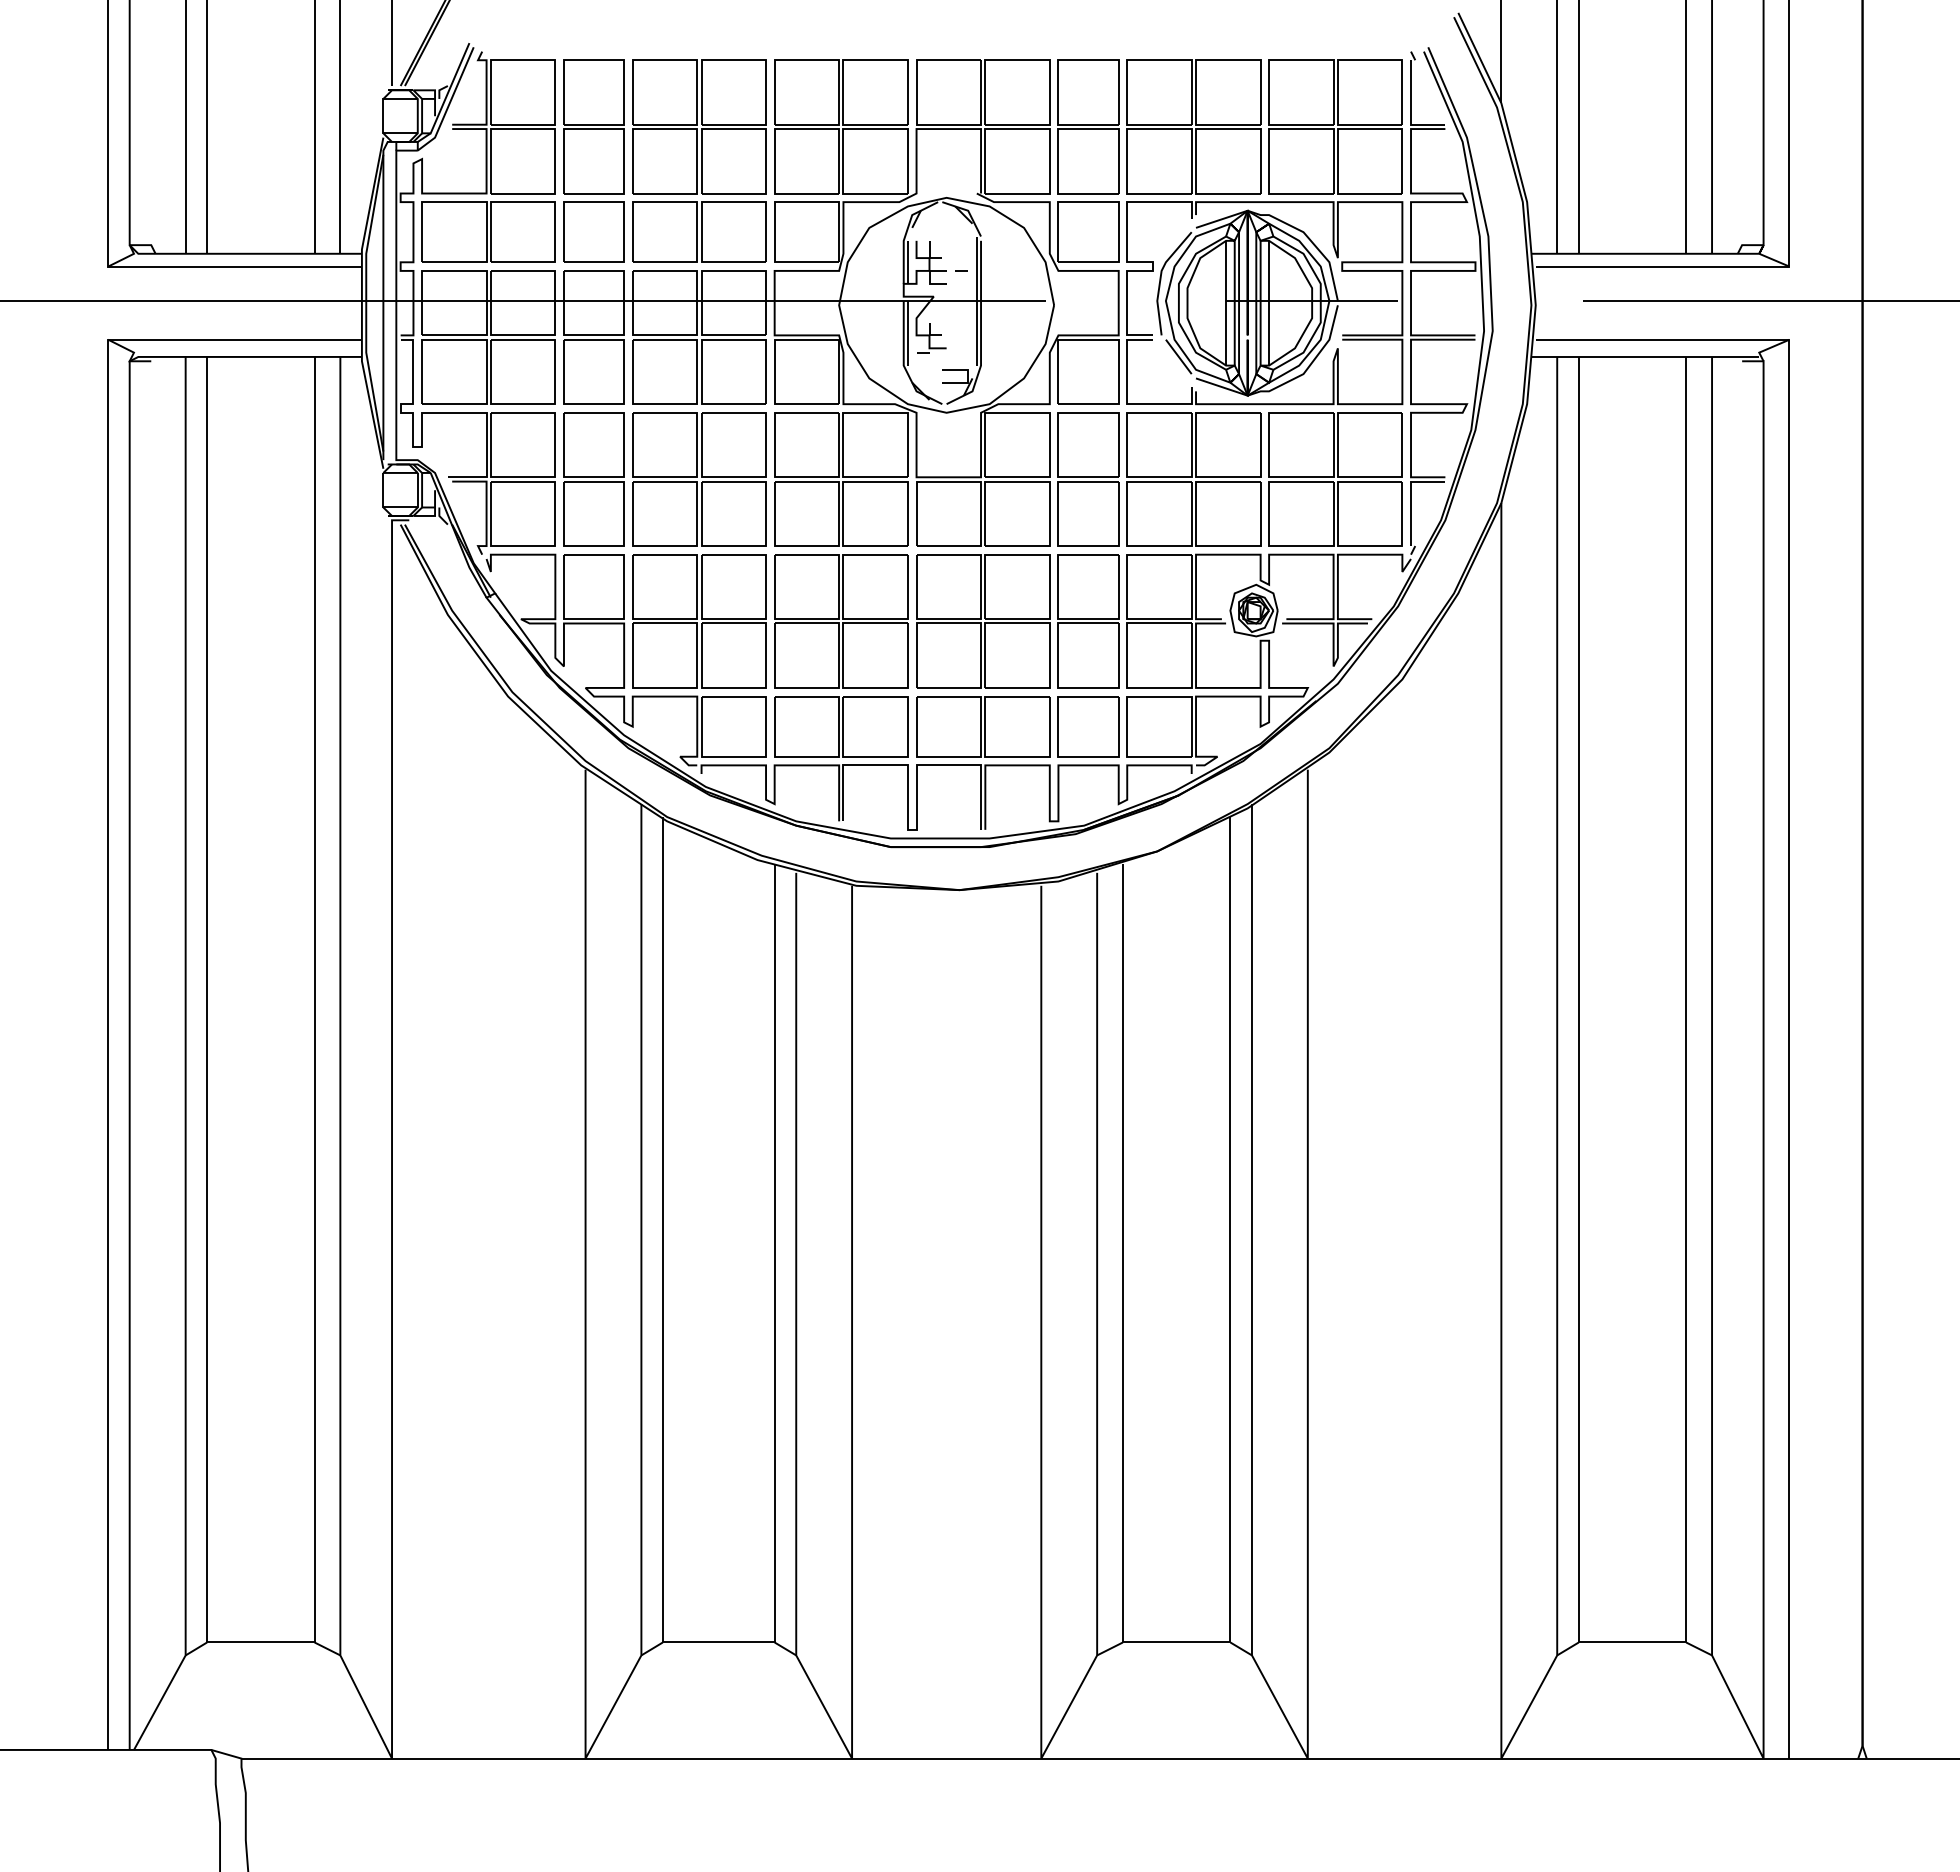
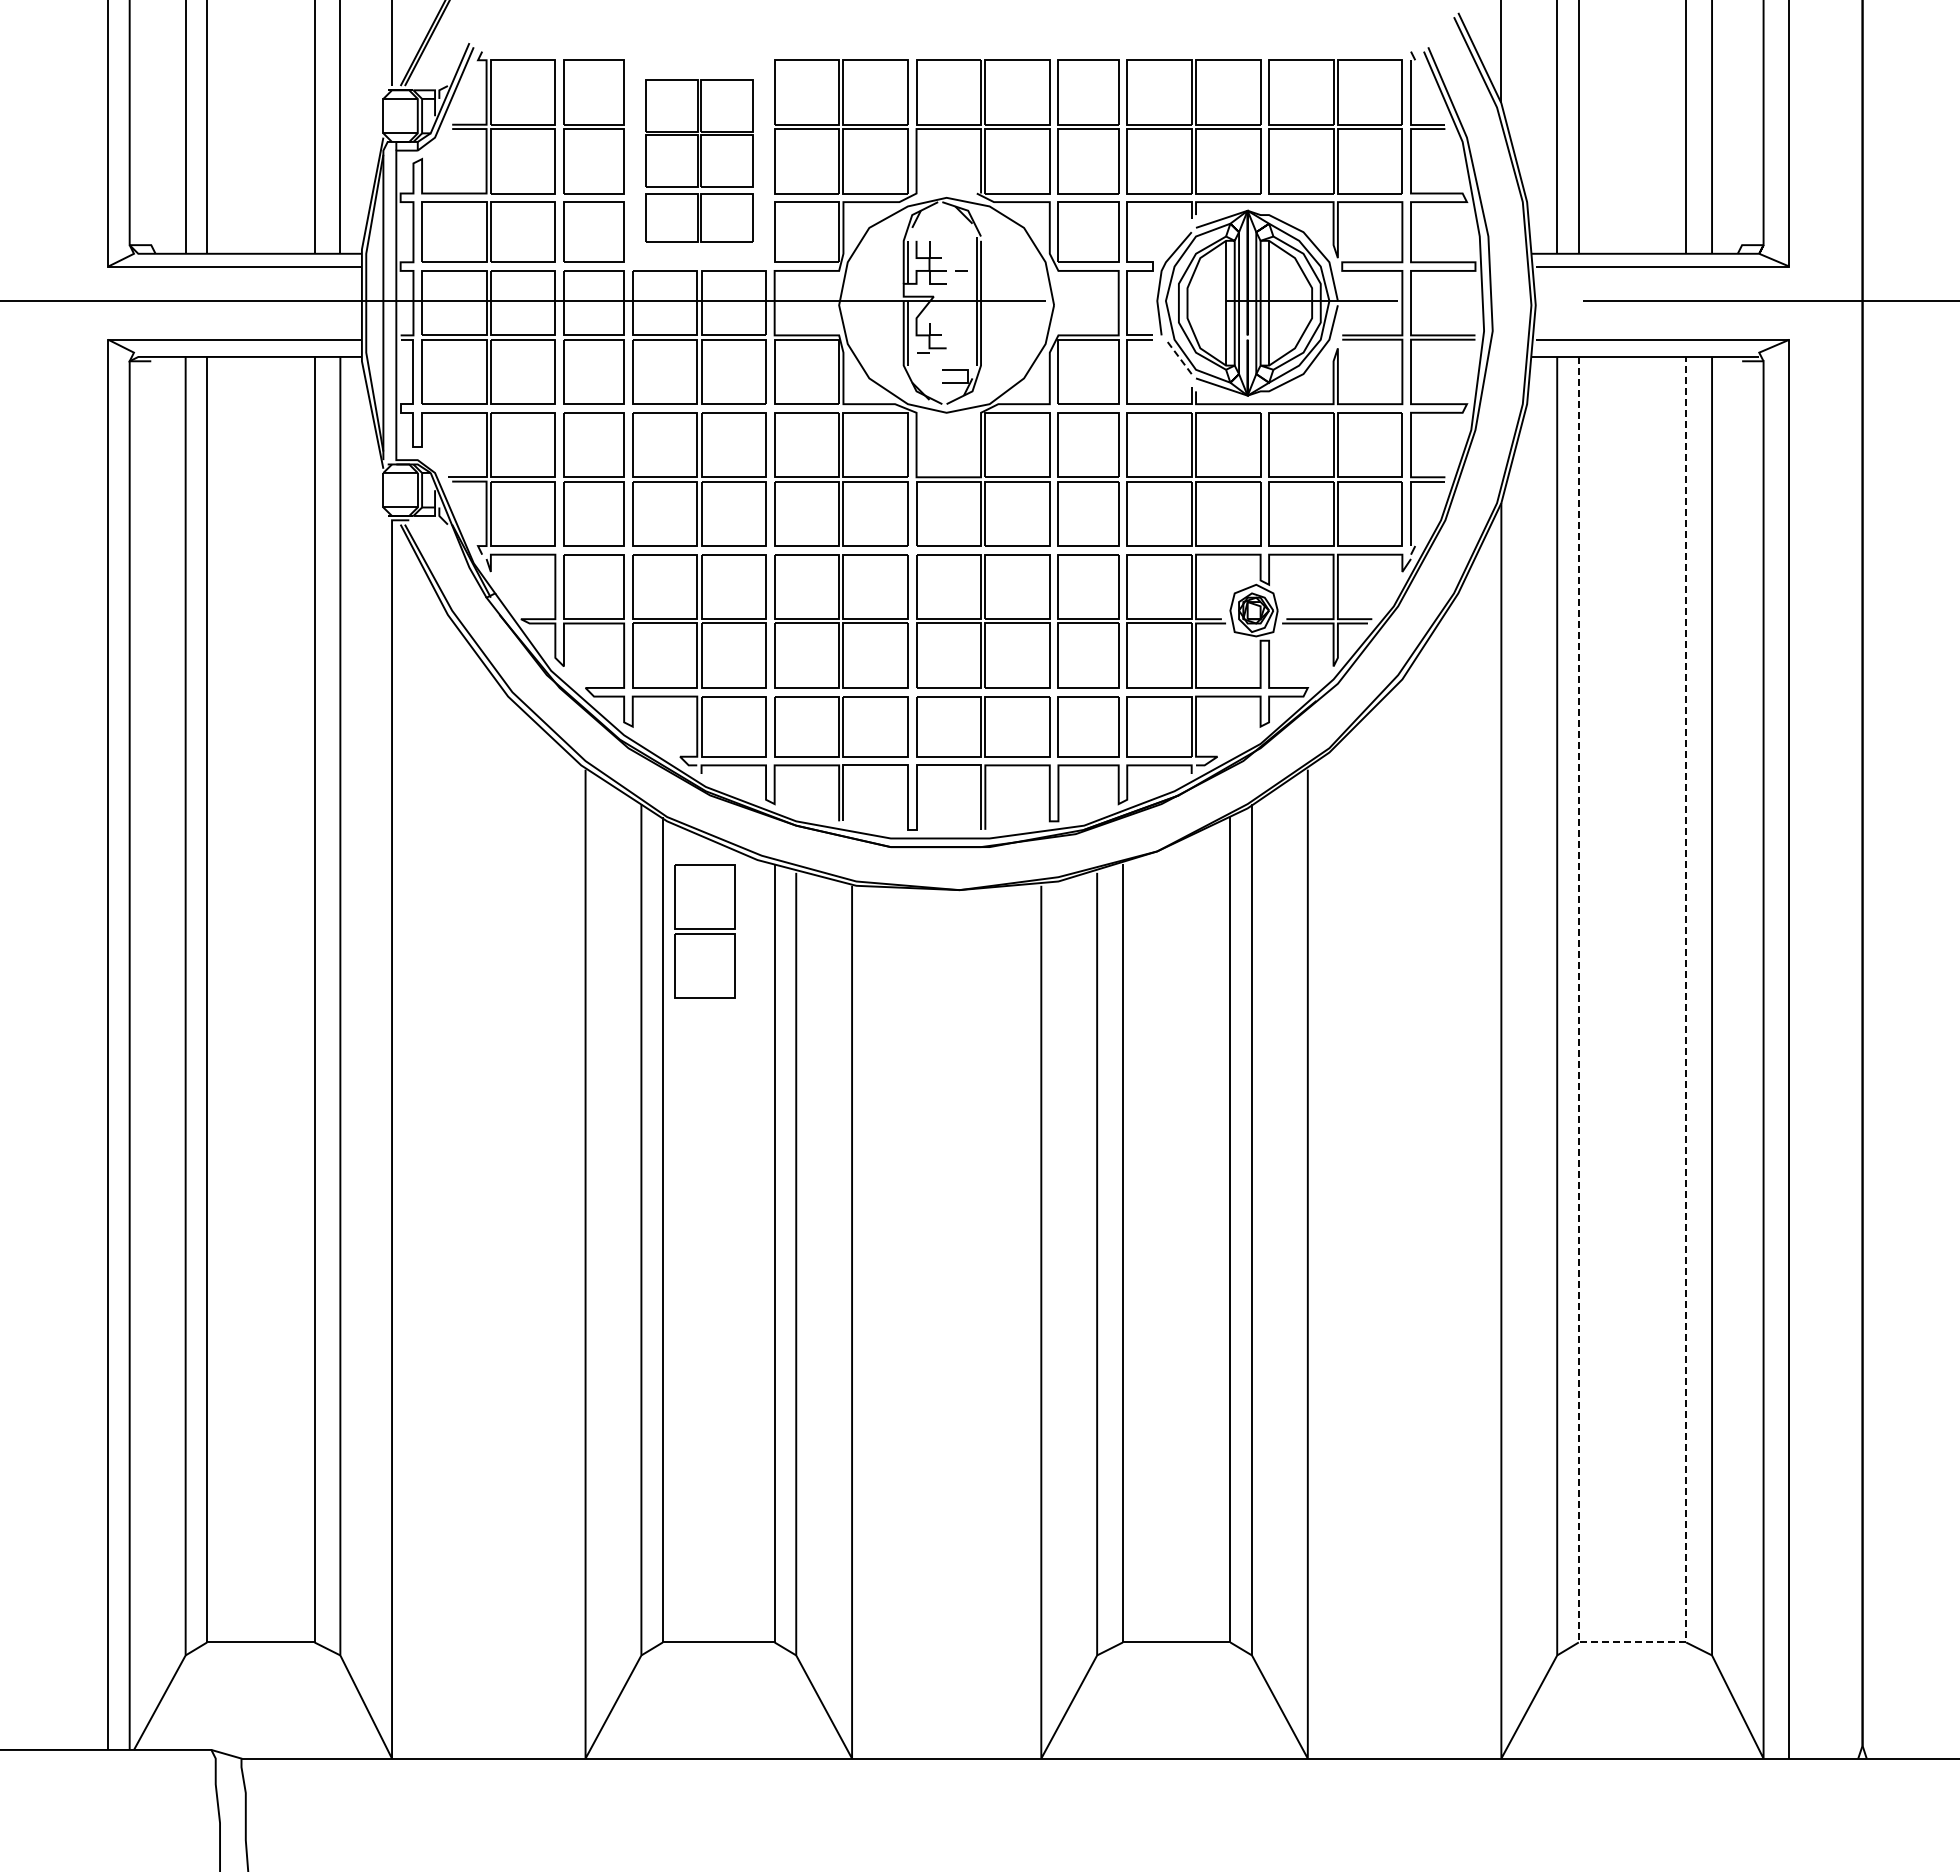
part size: 135x204 px -> 109x164 px (699, 160)
line: solid -> dashed (1178, 356)
part: none -> present (704, 931)
line: solid -> dashed (1632, 1642)
